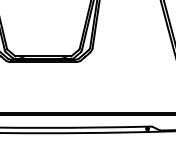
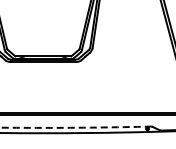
arc: solid -> dashed (76, 127)
